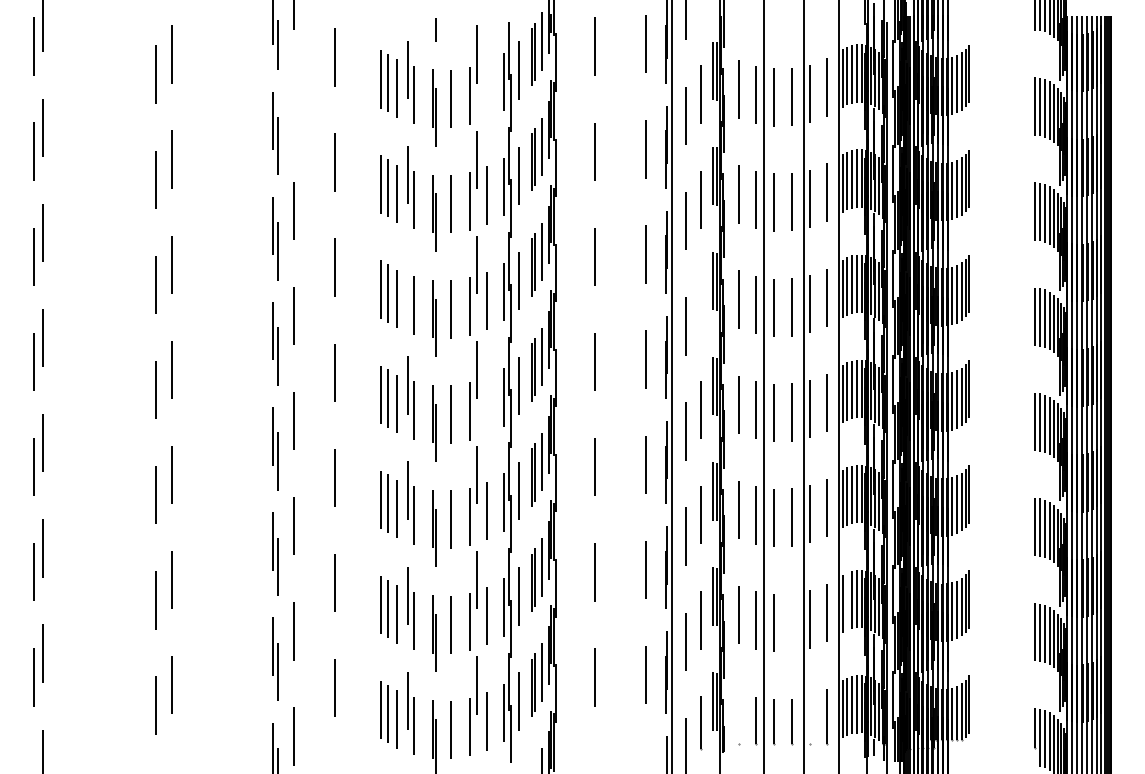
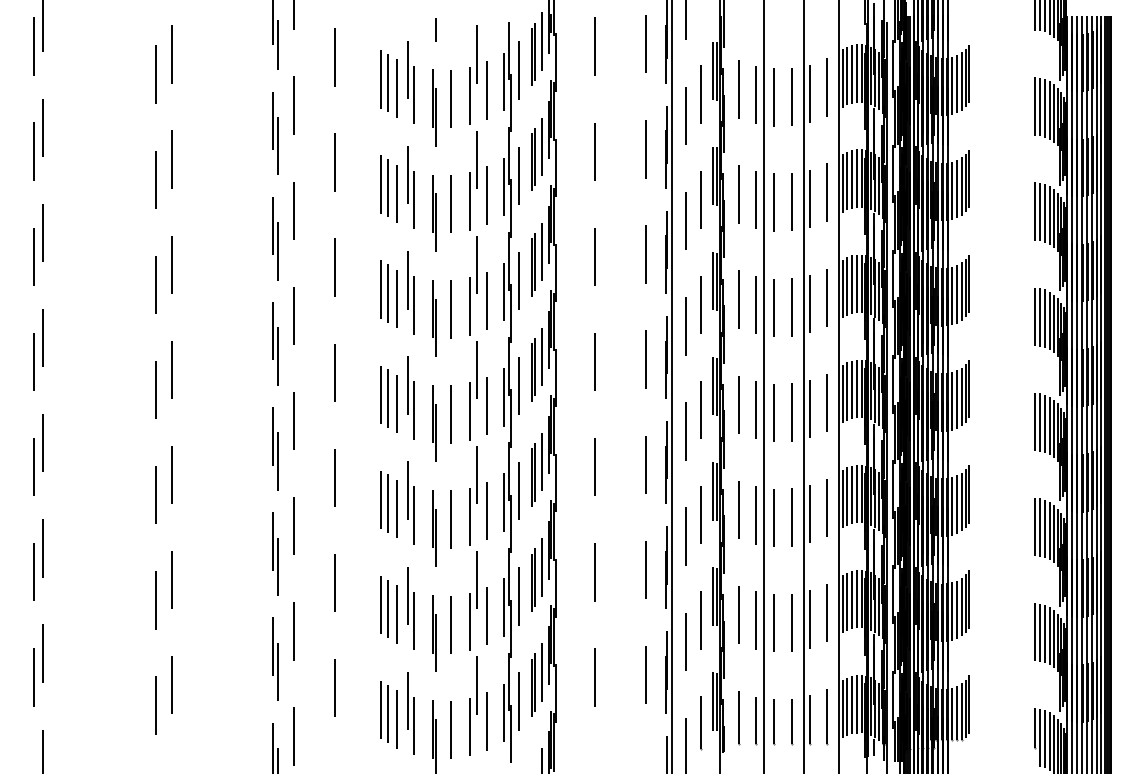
line: none -> present (487, 90)
line: none -> present (294, 105)
line: none -> present (407, 280)
line: none -> present (700, 304)
line: none -> present (487, 405)
line: none -> present (847, 601)
line: none -> present (791, 622)
line: none -> present (738, 717)
line: none -> present (810, 719)
